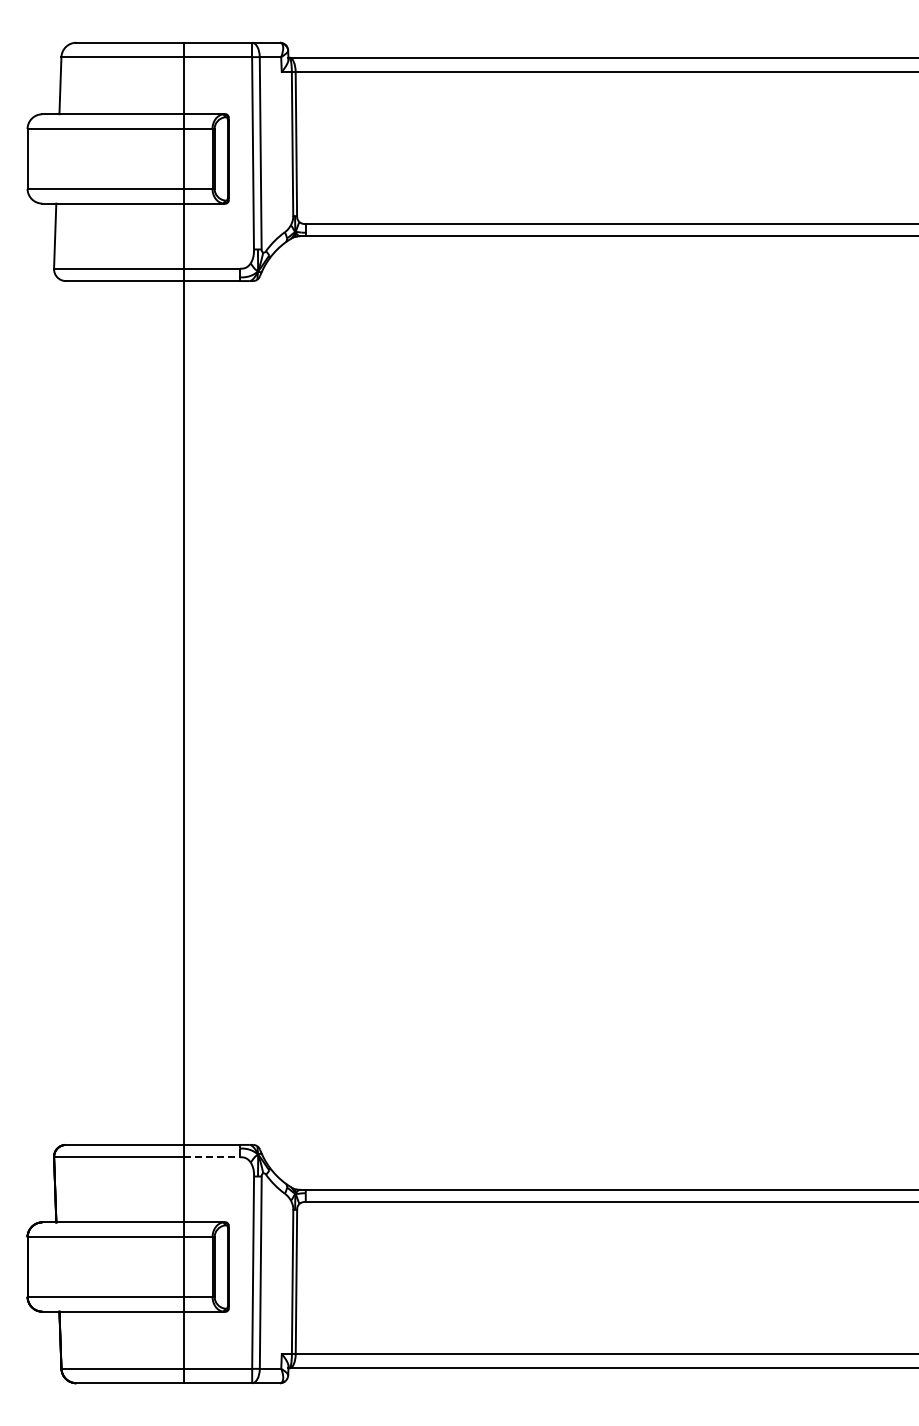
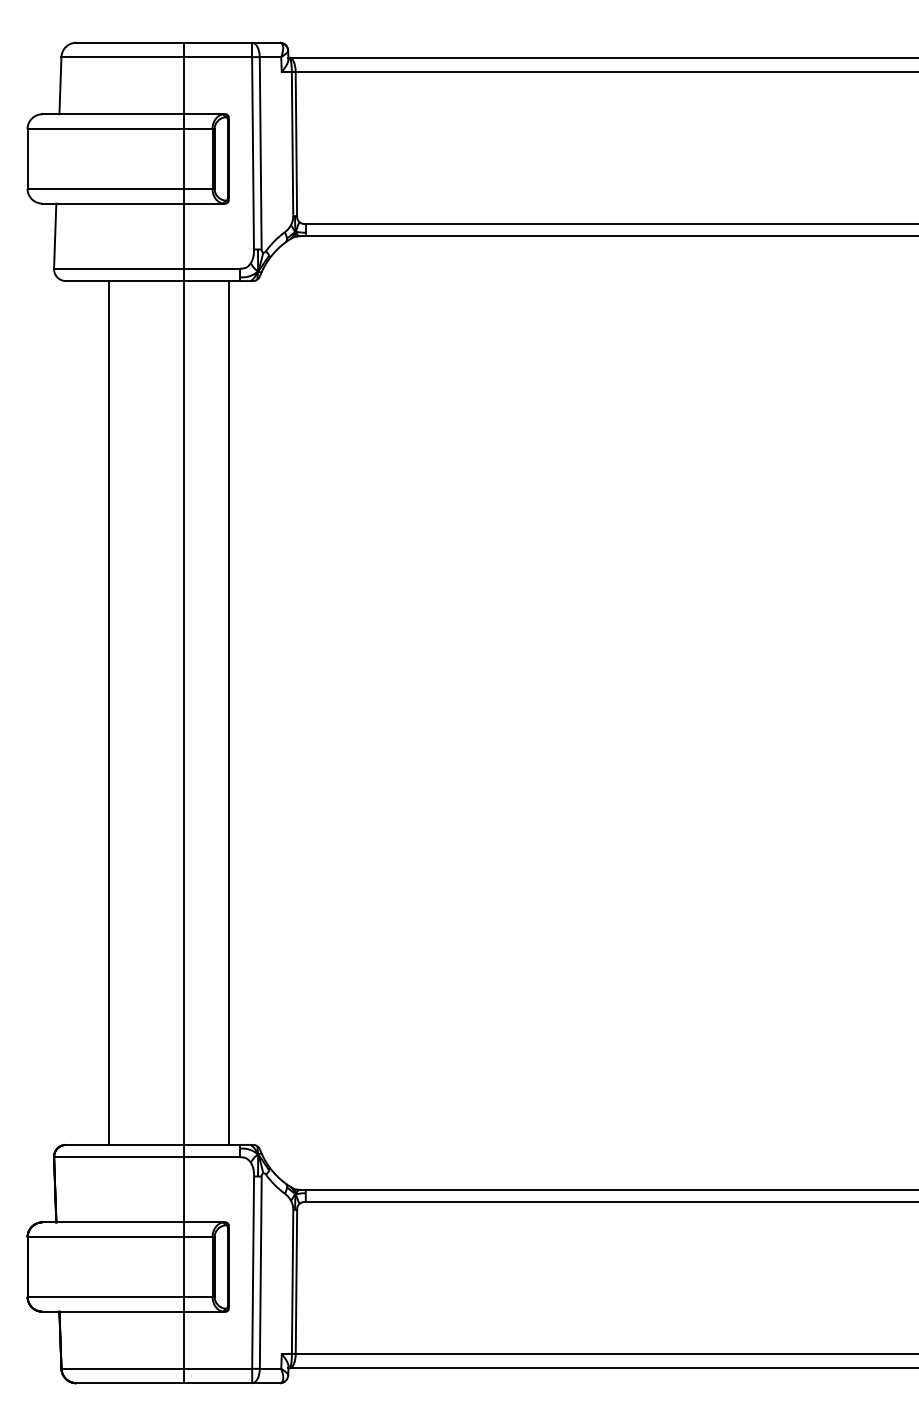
line: none -> present (109, 712)
line: none -> present (228, 712)
line: dashed -> solid (211, 1157)
